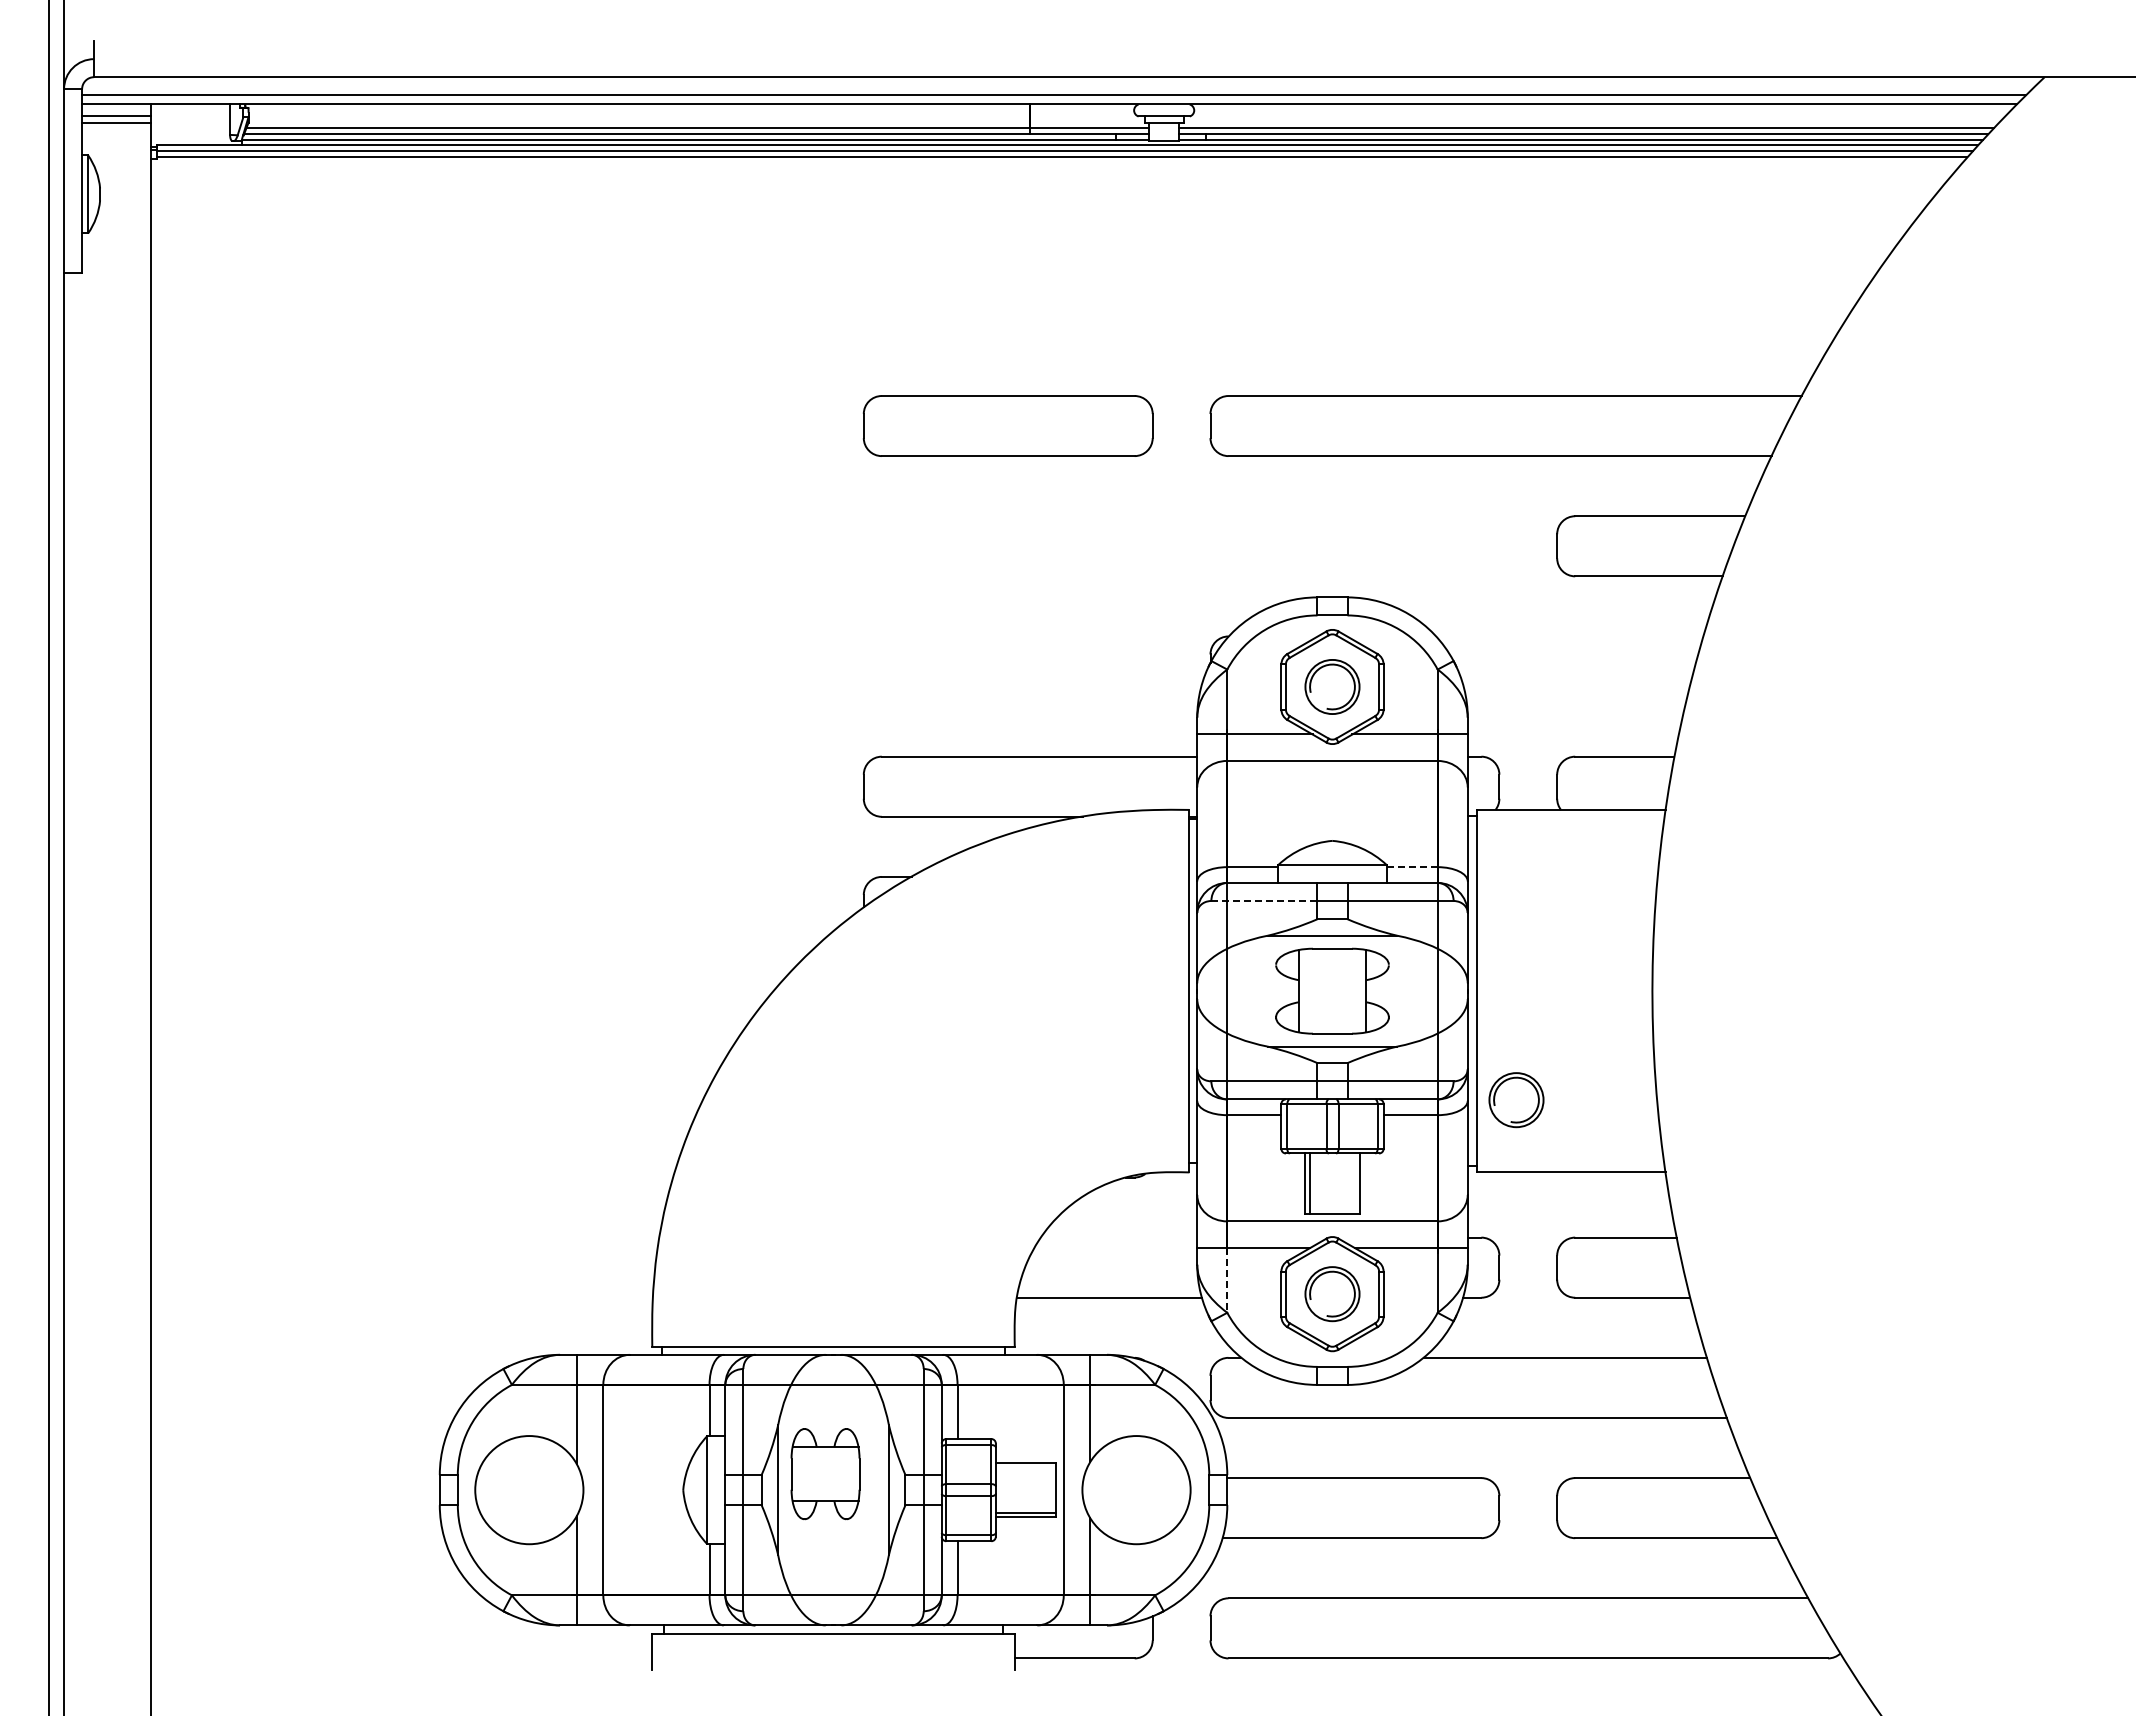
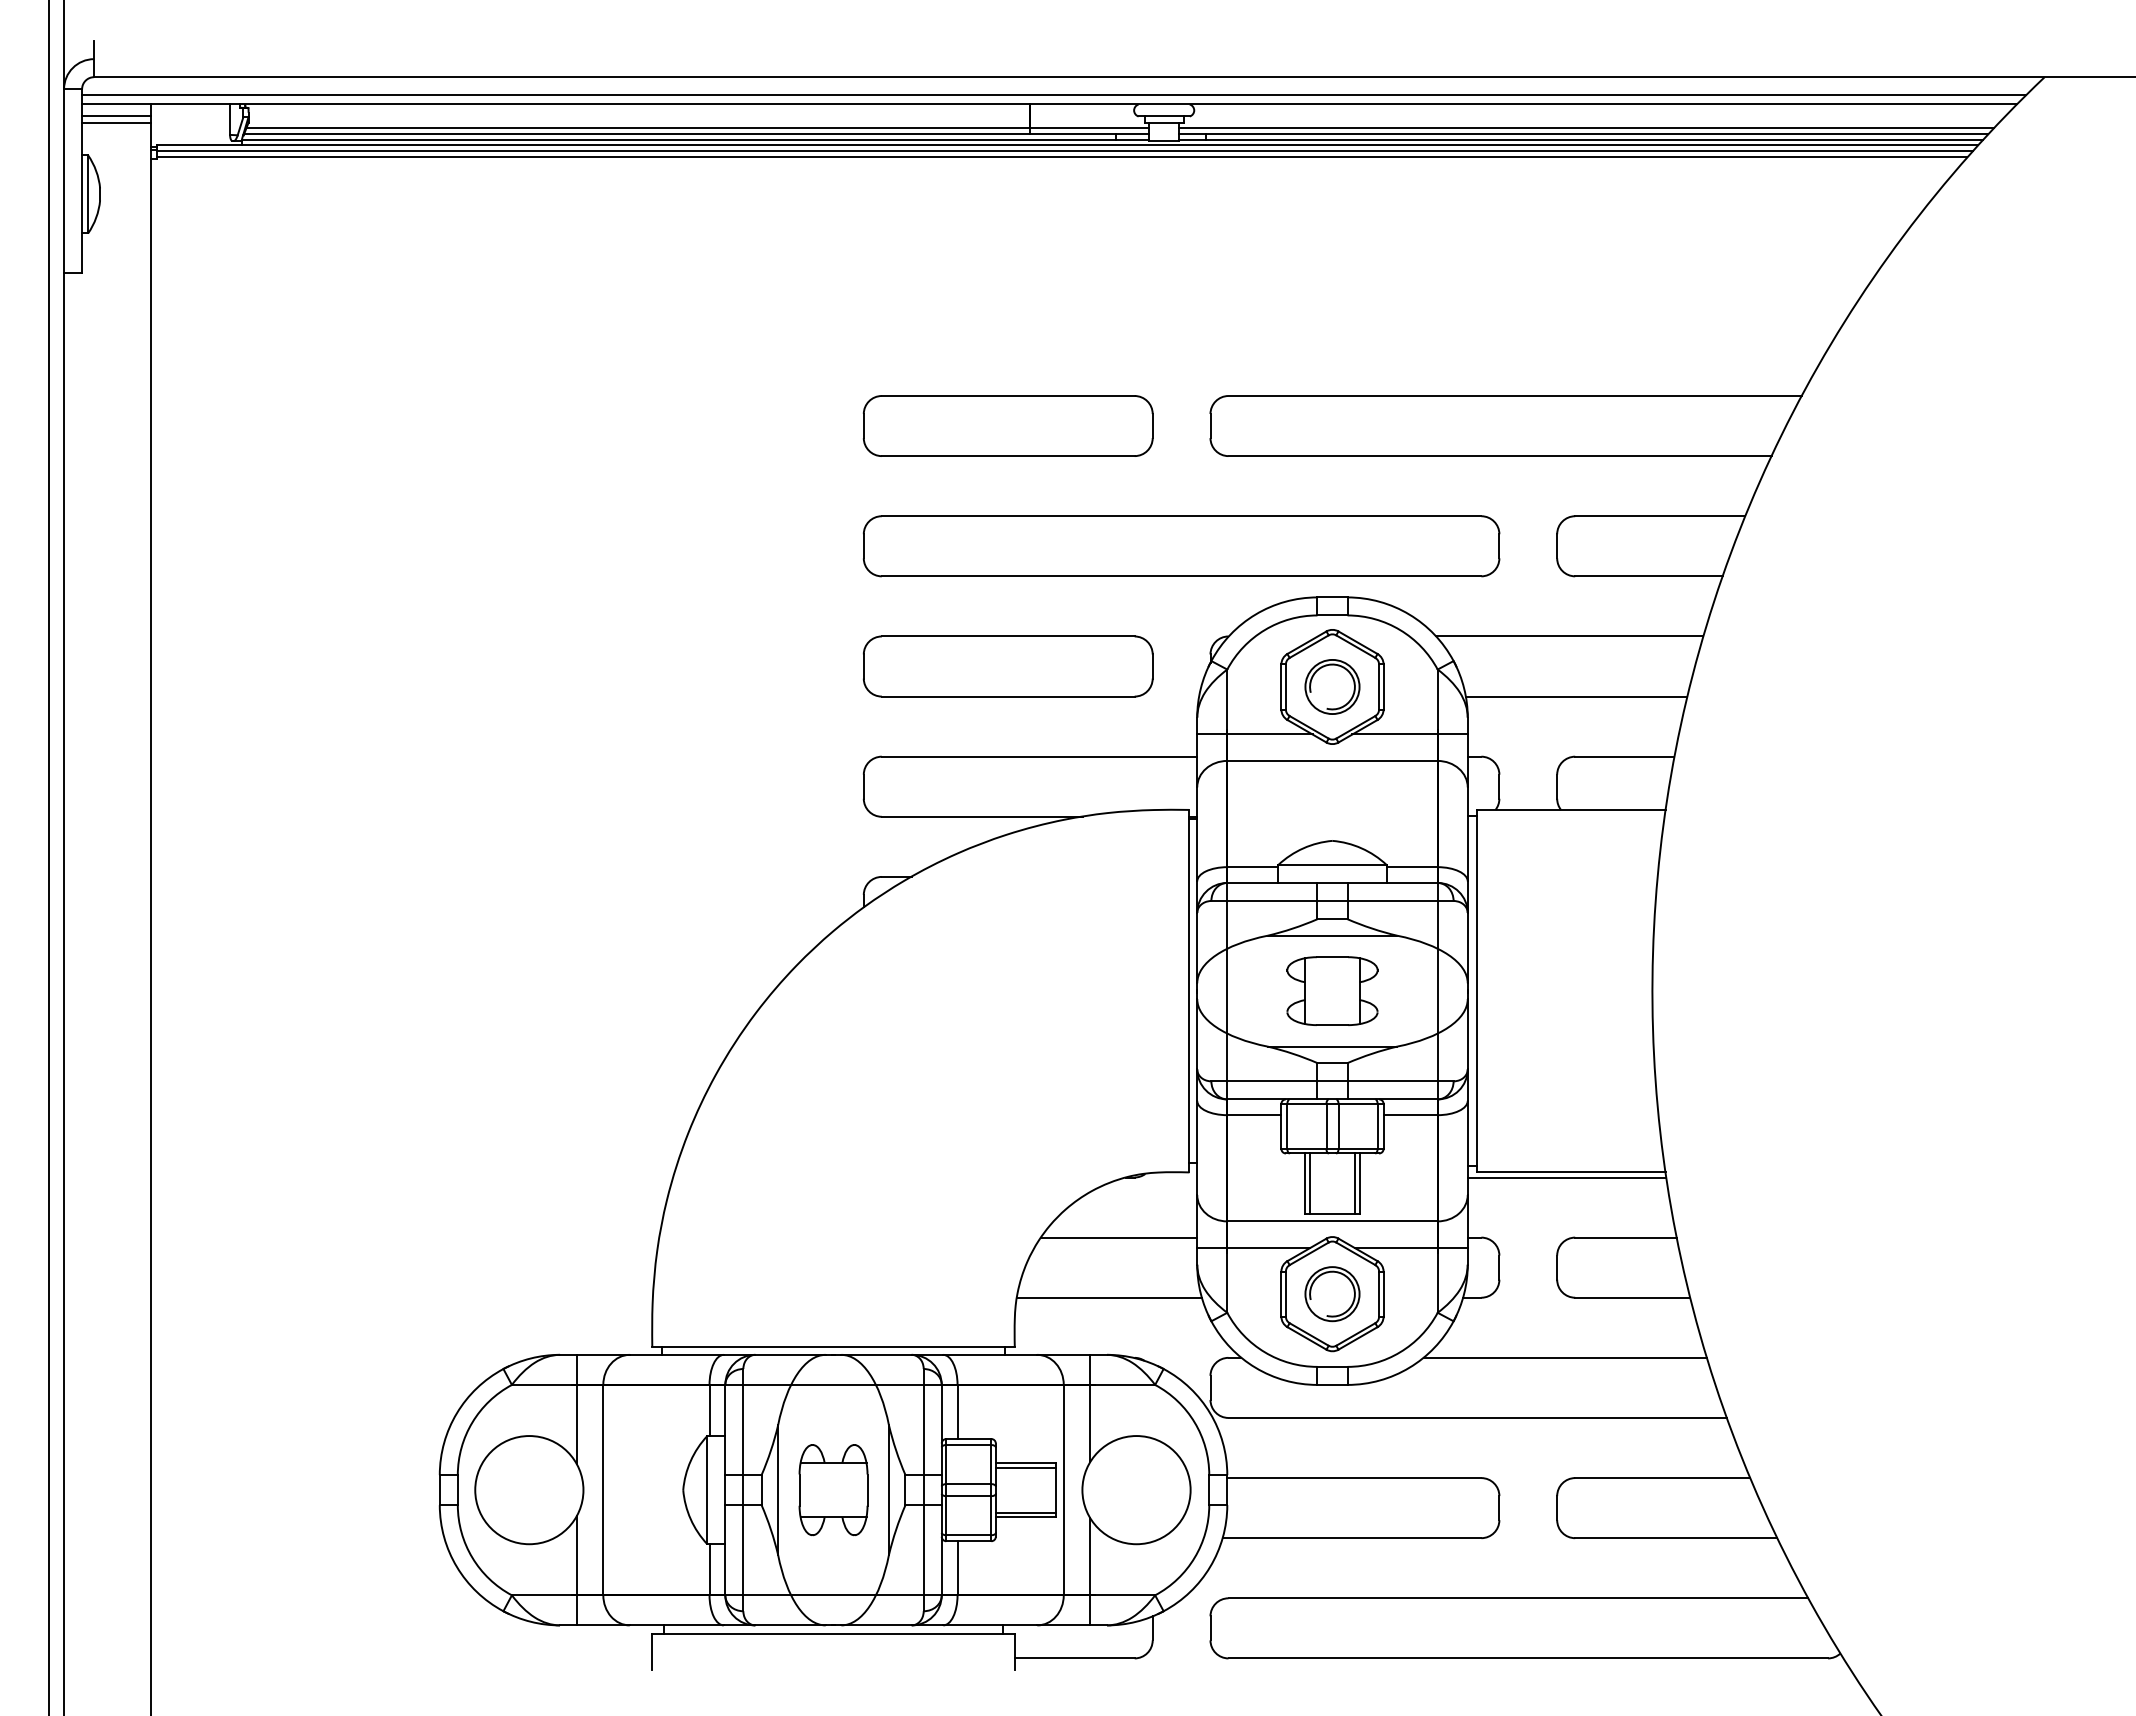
part: none -> present (1181, 546)
line: none -> present (1569, 636)
part: none -> present (1007, 666)
line: none -> present (1576, 696)
line: dashed -> solid (1412, 867)
line: dashed -> solid (1264, 901)
part size: 115x88 px -> 93x70 px (1332, 990)
part: present -> none (1516, 1100)
line: none -> present (1566, 1177)
line: none -> present (1354, 1183)
line: none -> present (1118, 1237)
line: dashed -> solid (1227, 1280)
line: none -> present (1025, 1467)
part position: (825, 1474) -> (833, 1490) (833, 1490)
